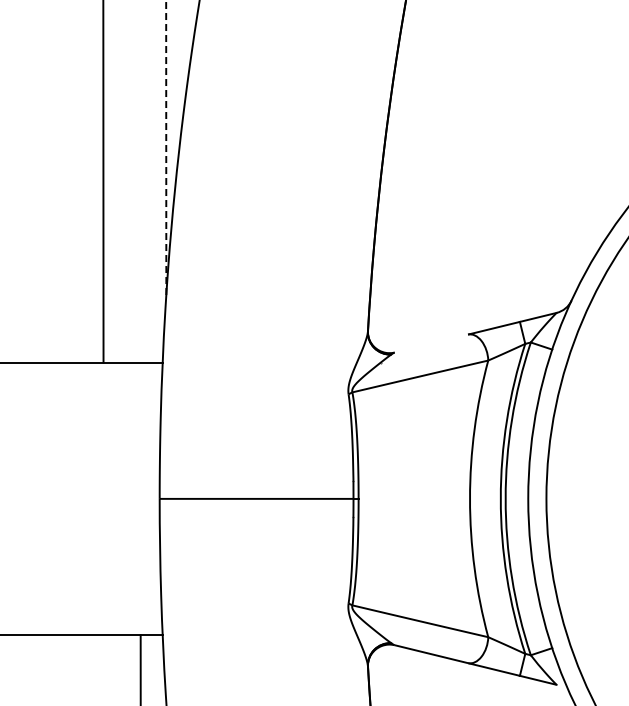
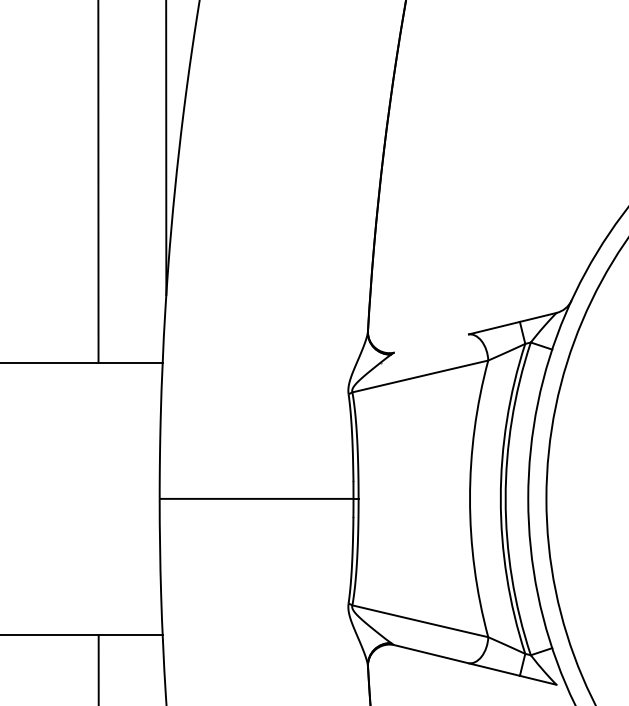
line: dashed -> solid (166, 147)
line position: (103, 182) -> (98, 182) (98, 182)
line position: (140, 668) -> (98, 668) (98, 668)
